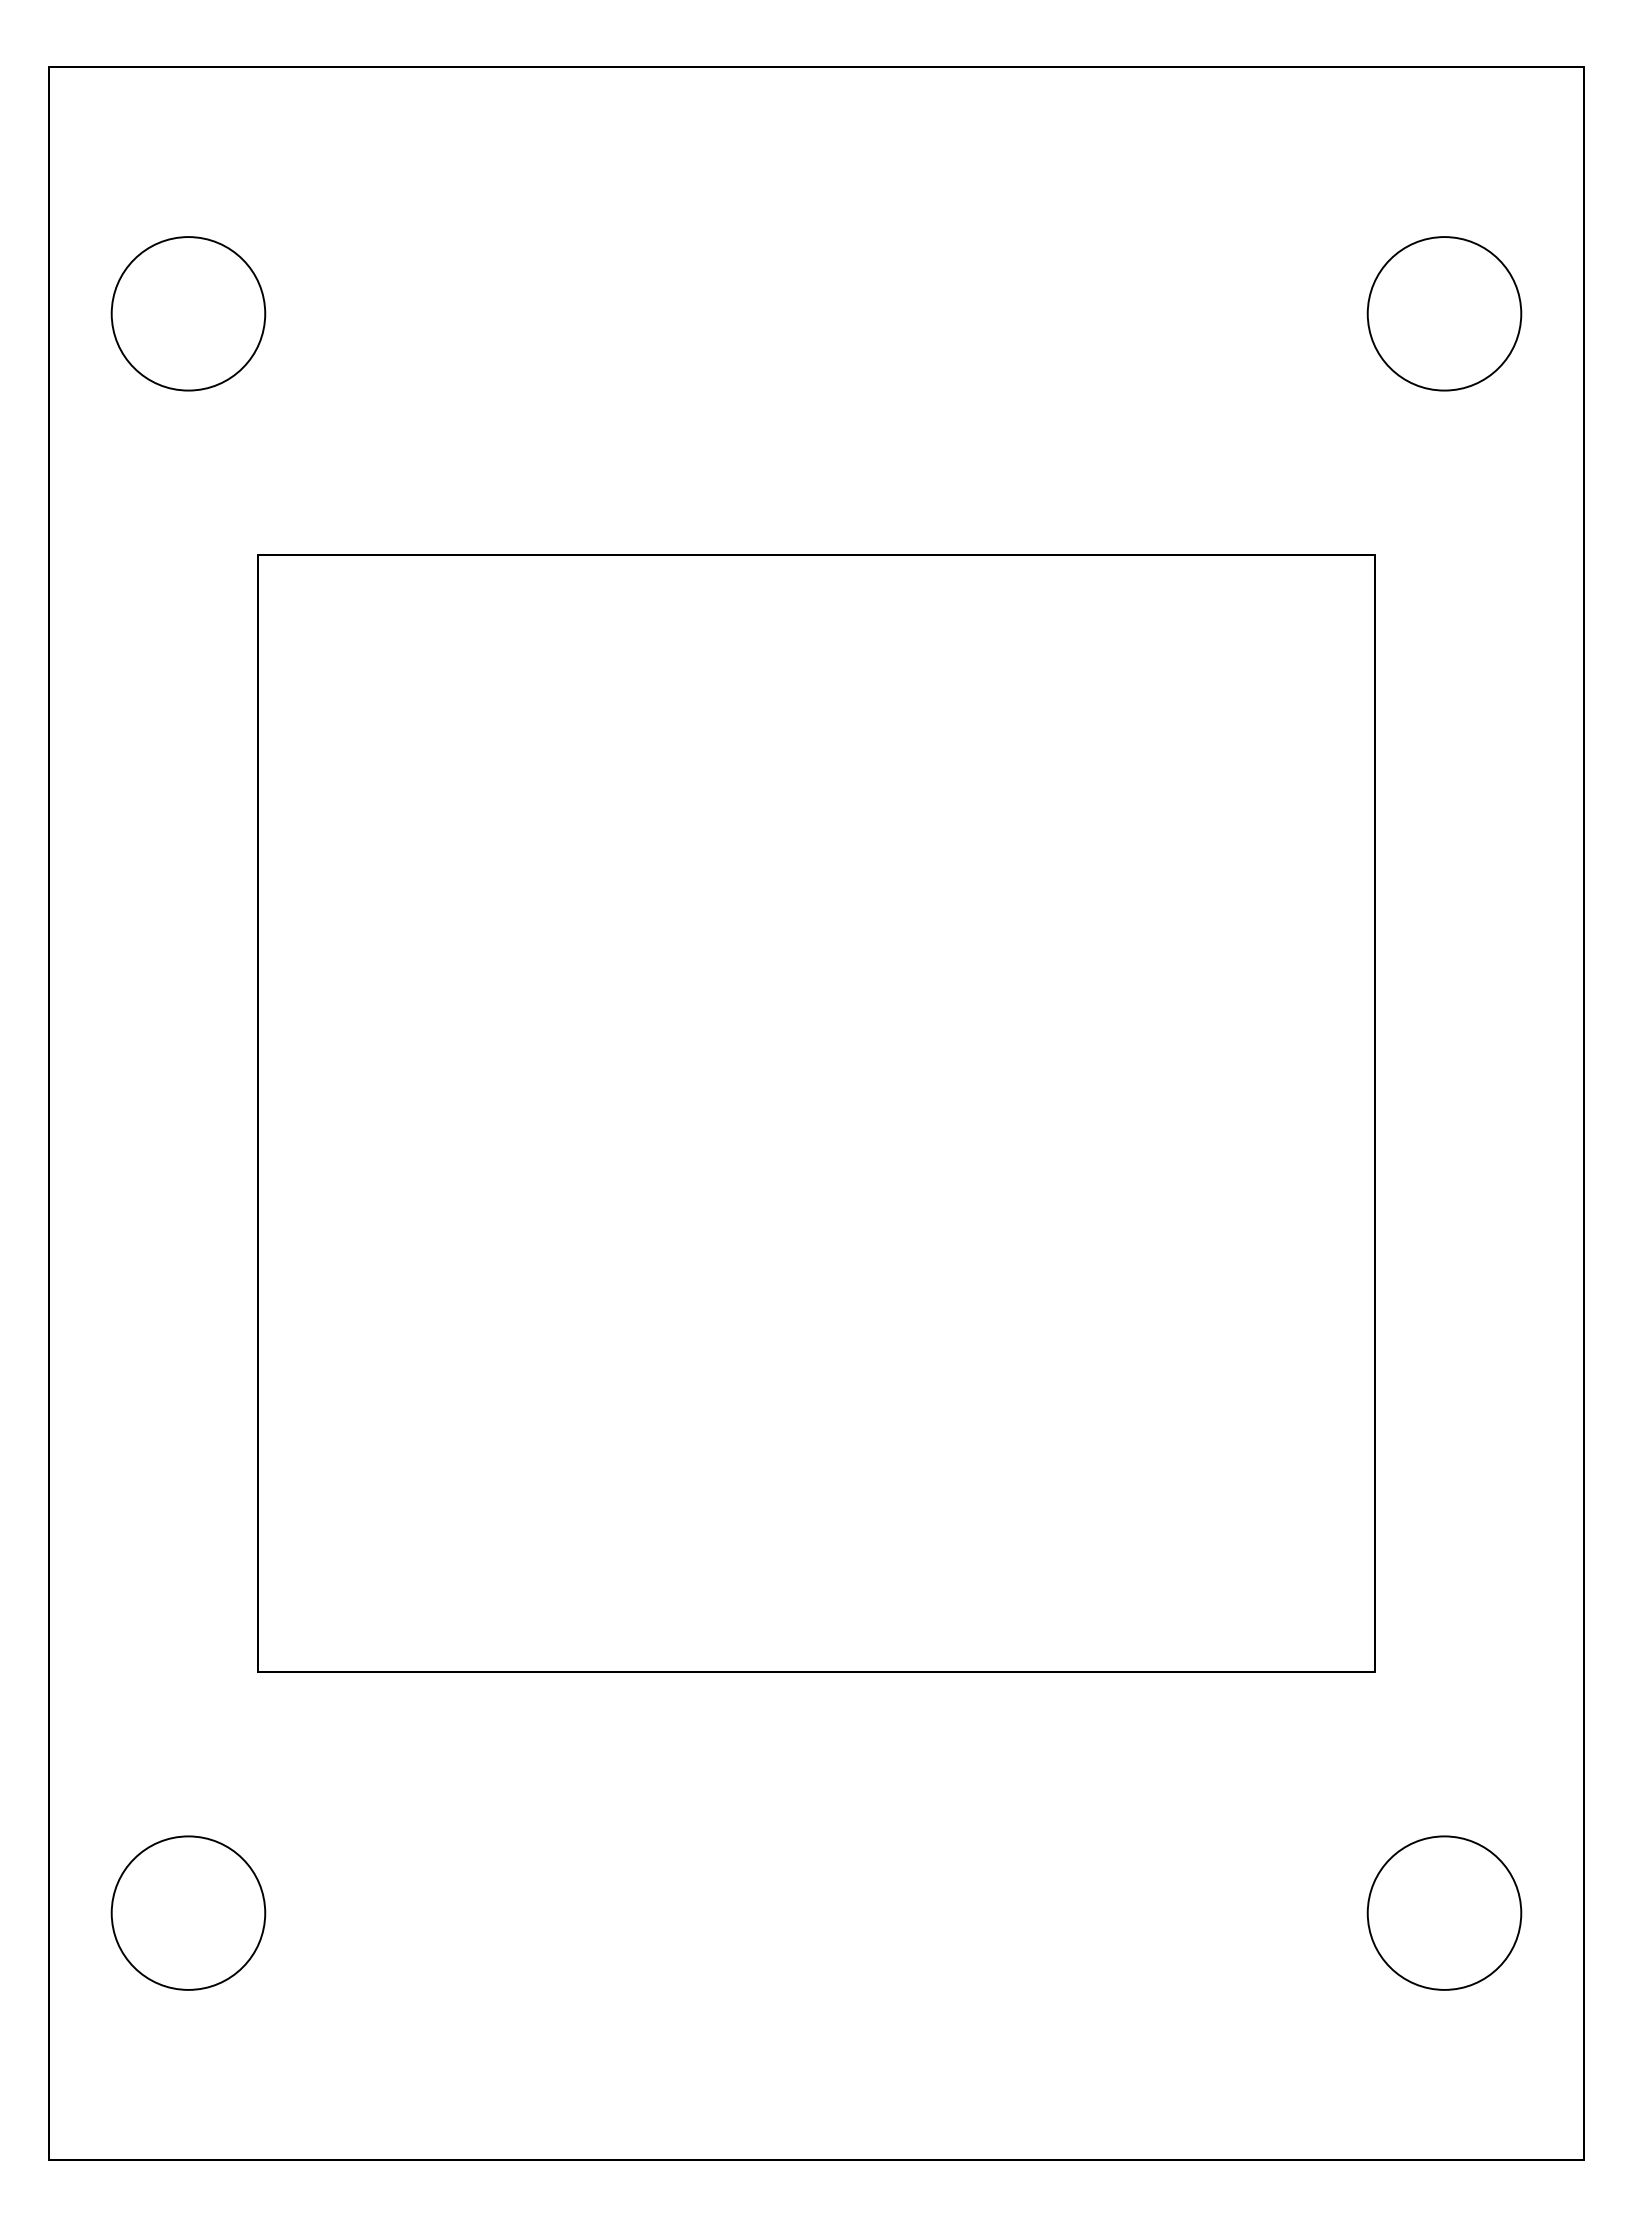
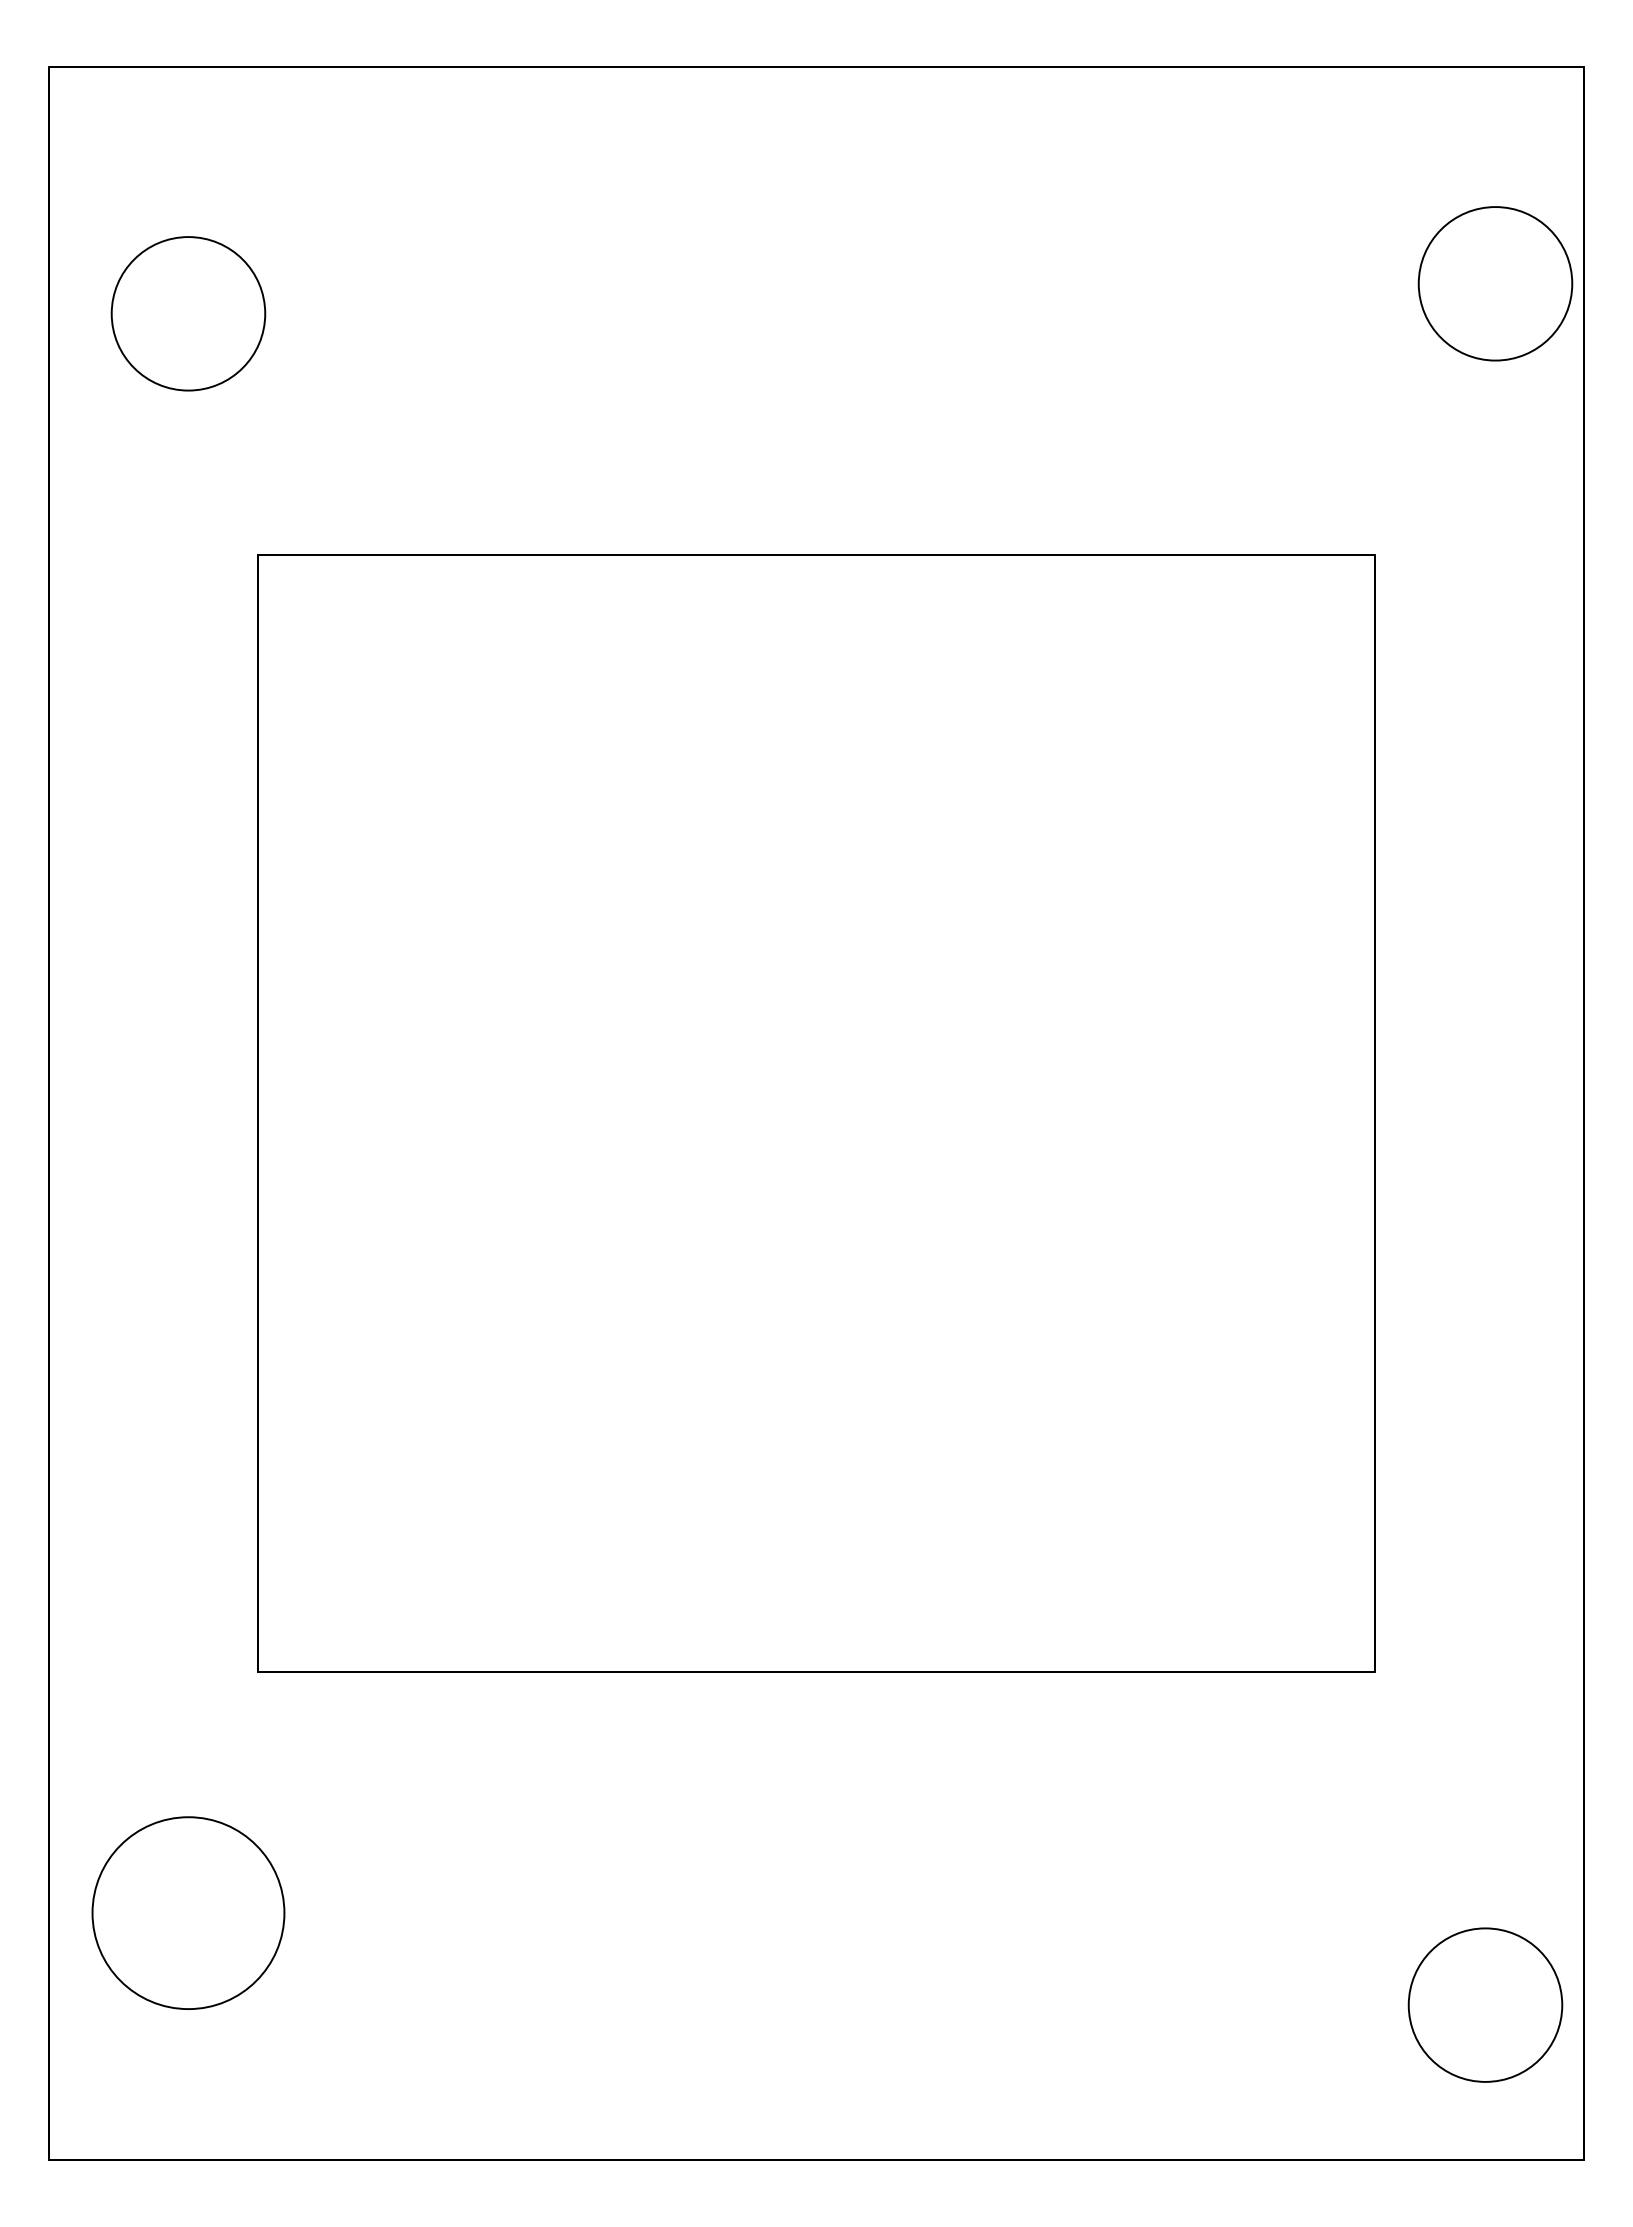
circle position: (1444, 313) -> (1495, 283) (1495, 283)
circle diameter: 154 px -> 192 px (188, 1913)
circle position: (1444, 1912) -> (1485, 2004) (1485, 2004)
